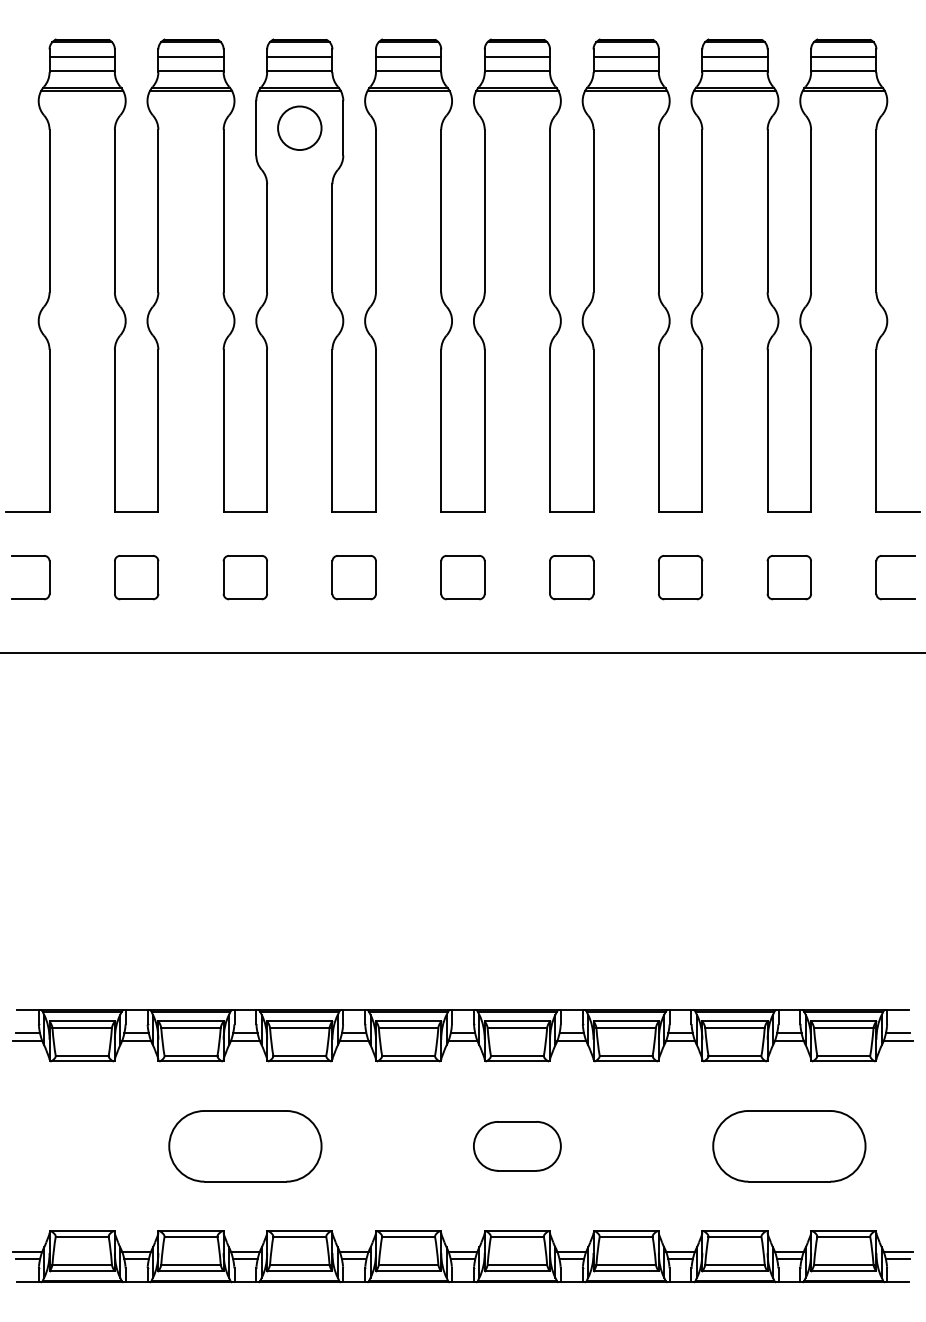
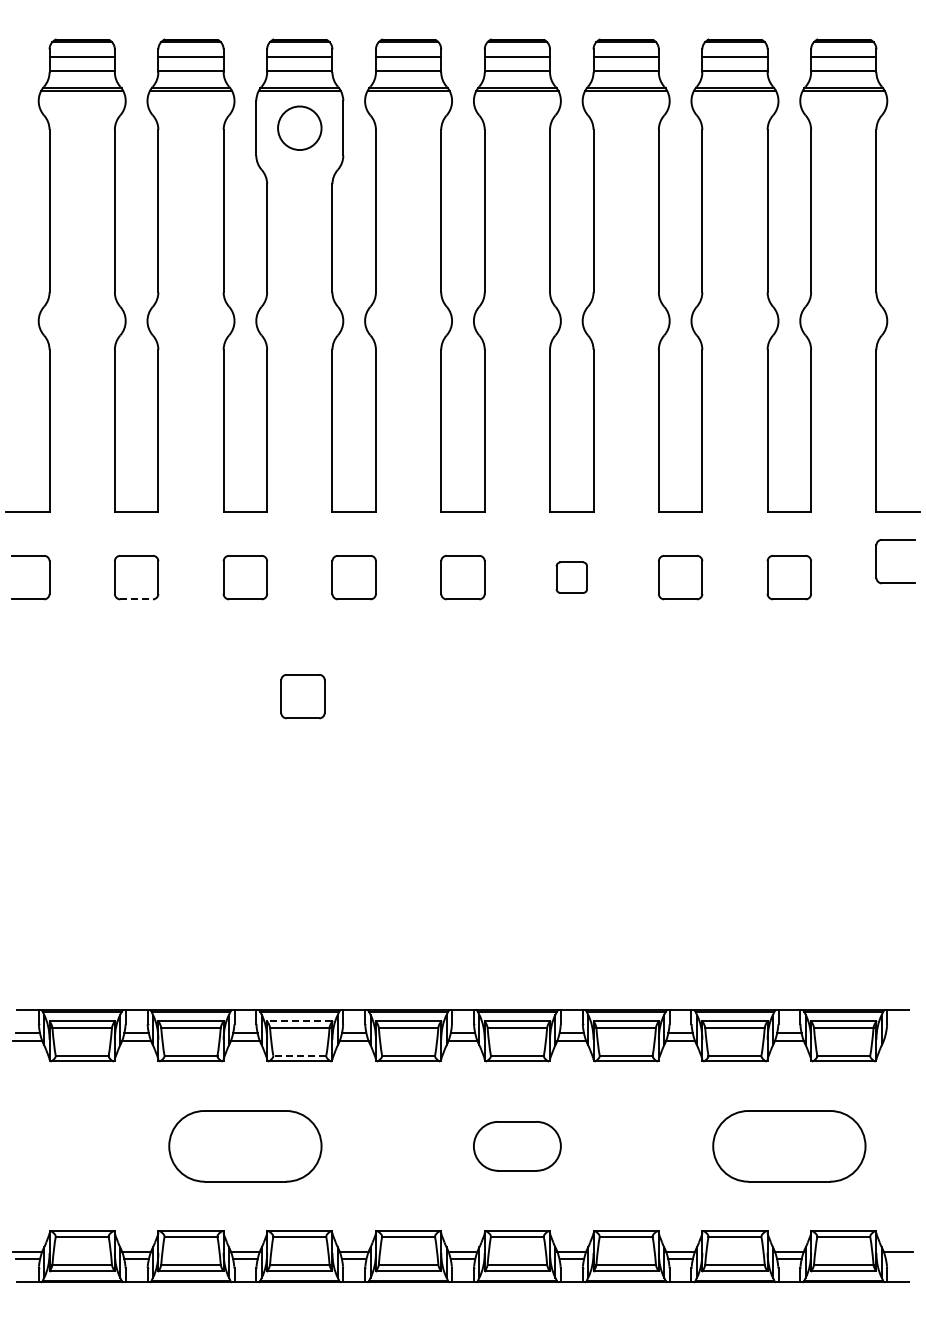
part size: 46x46 px -> 33x33 px (571, 577)
part position: (876, 577) -> (876, 561) (876, 561)
line: solid -> dashed (137, 599)
line: present -> none (462, 652)
part: none -> present (302, 696)
line: solid -> dashed (299, 1021)
line: present -> none (897, 1033)
line: present -> none (897, 1040)
line: solid -> dashed (299, 1055)
line: present -> none (897, 1259)
